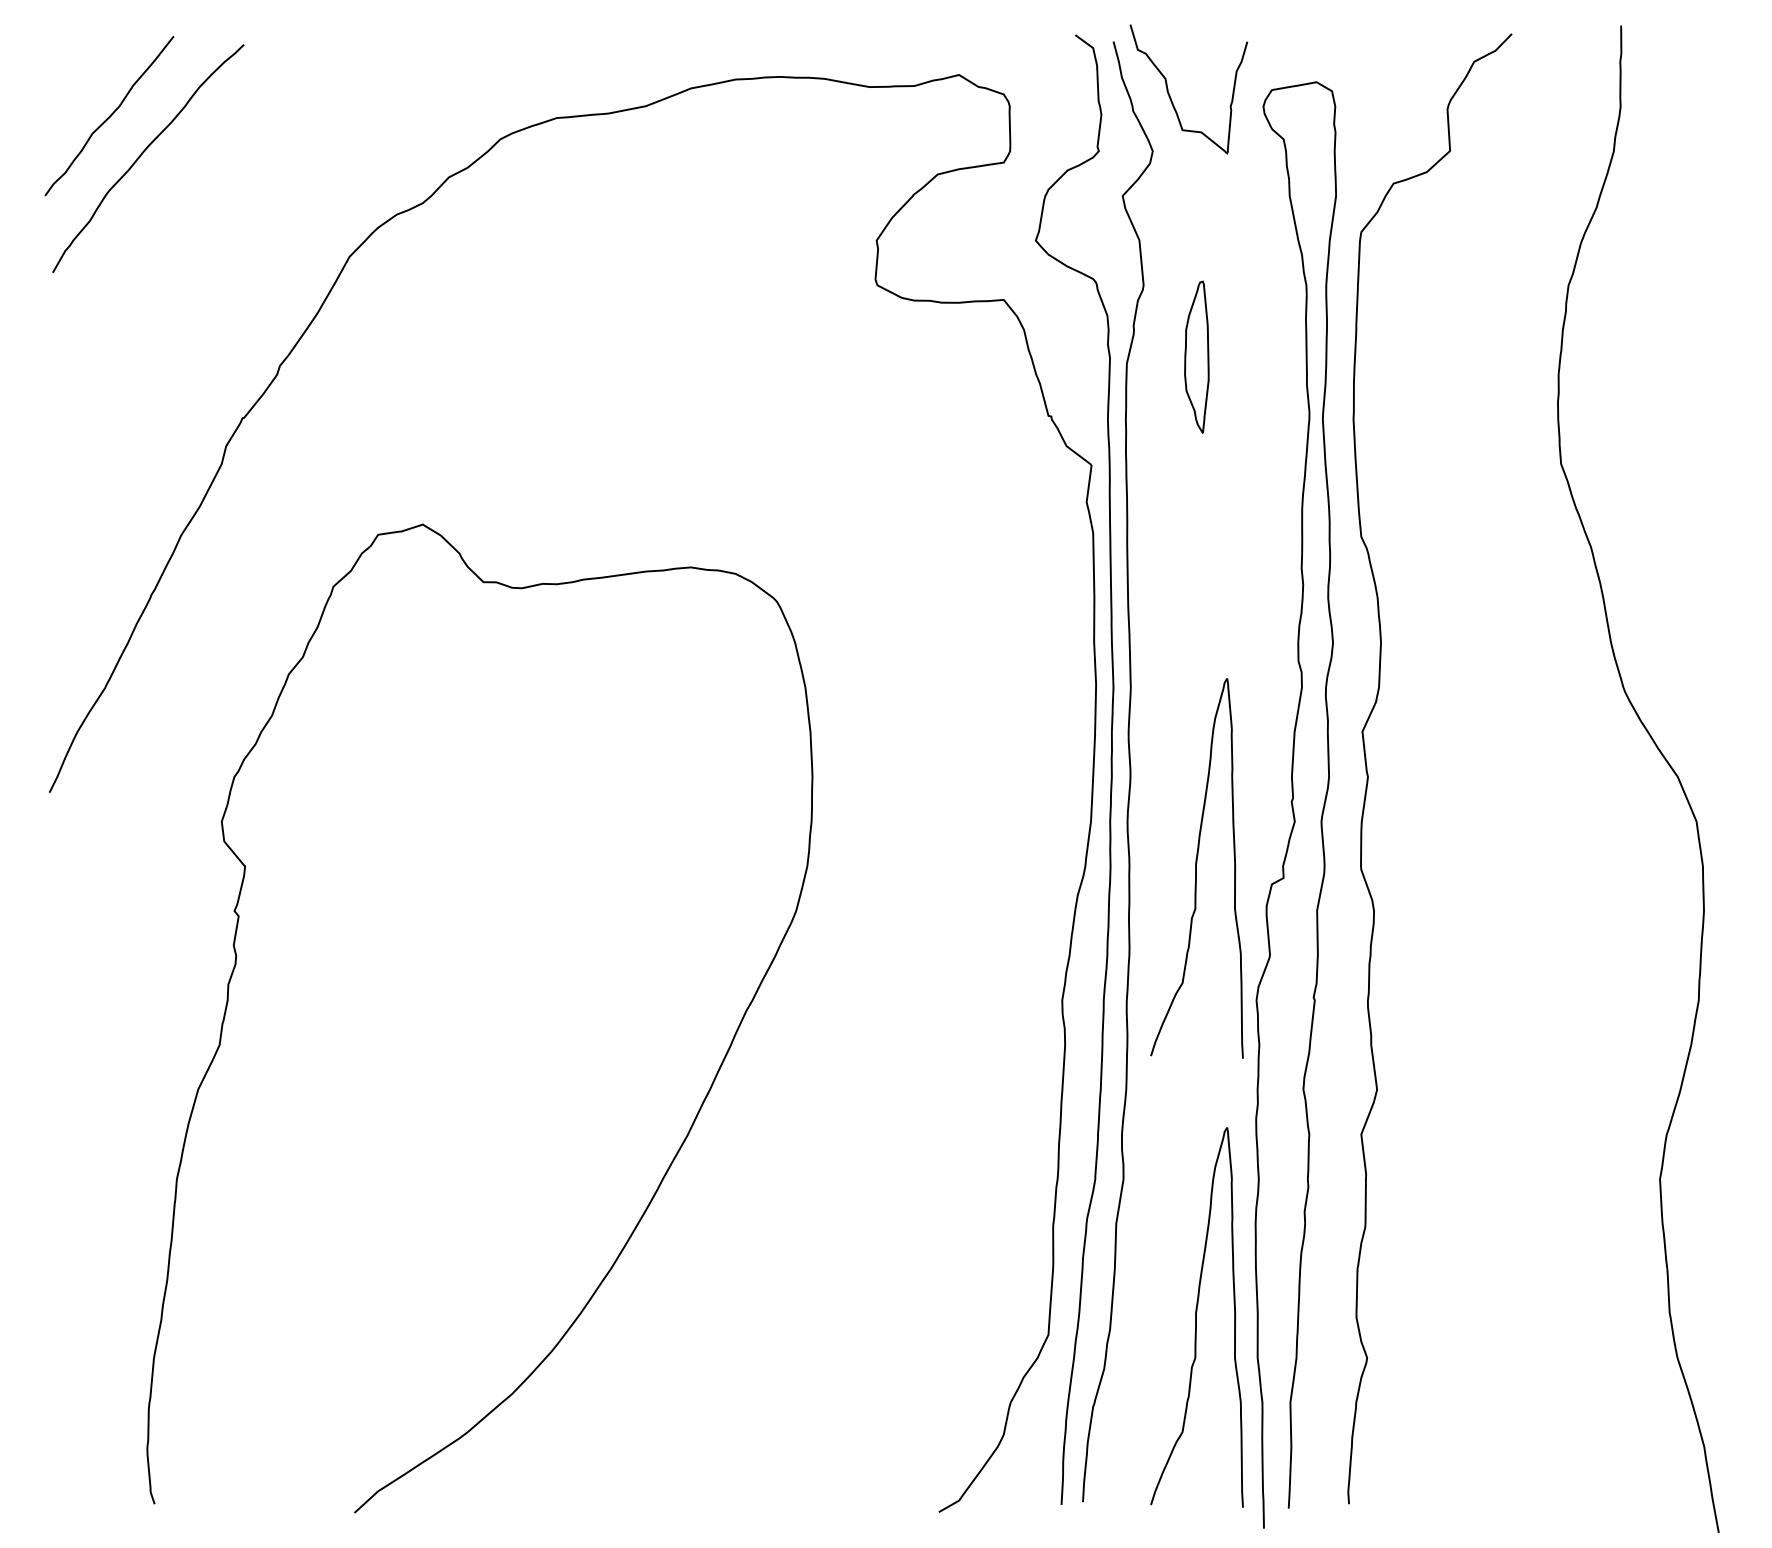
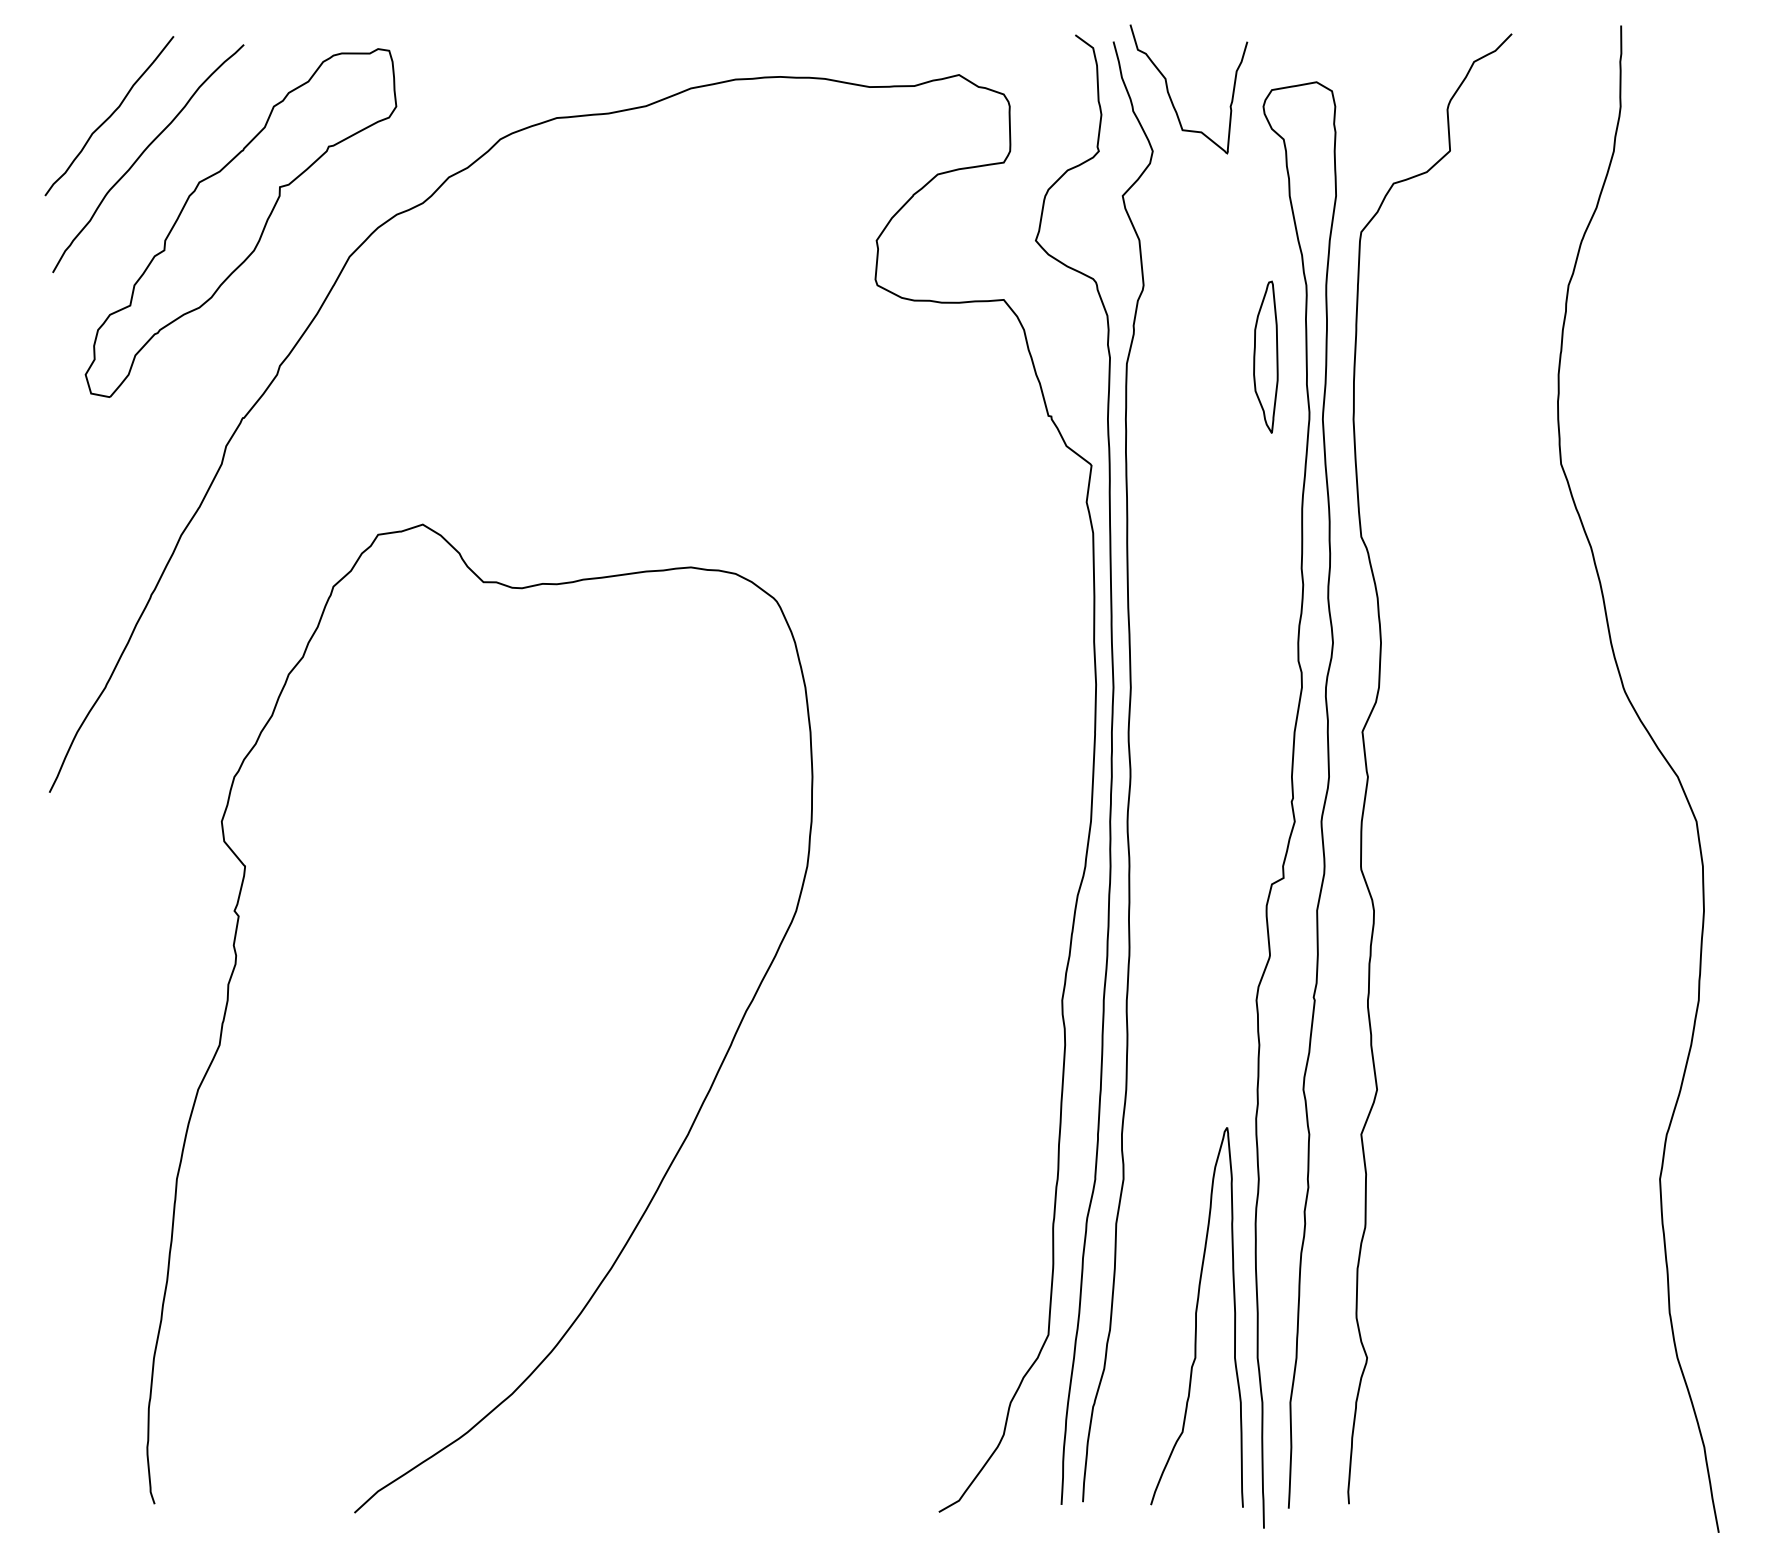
part: none -> present (240, 222)
part position: (1196, 356) -> (1265, 356) (1265, 356)
curve: present -> none (1196, 868)
